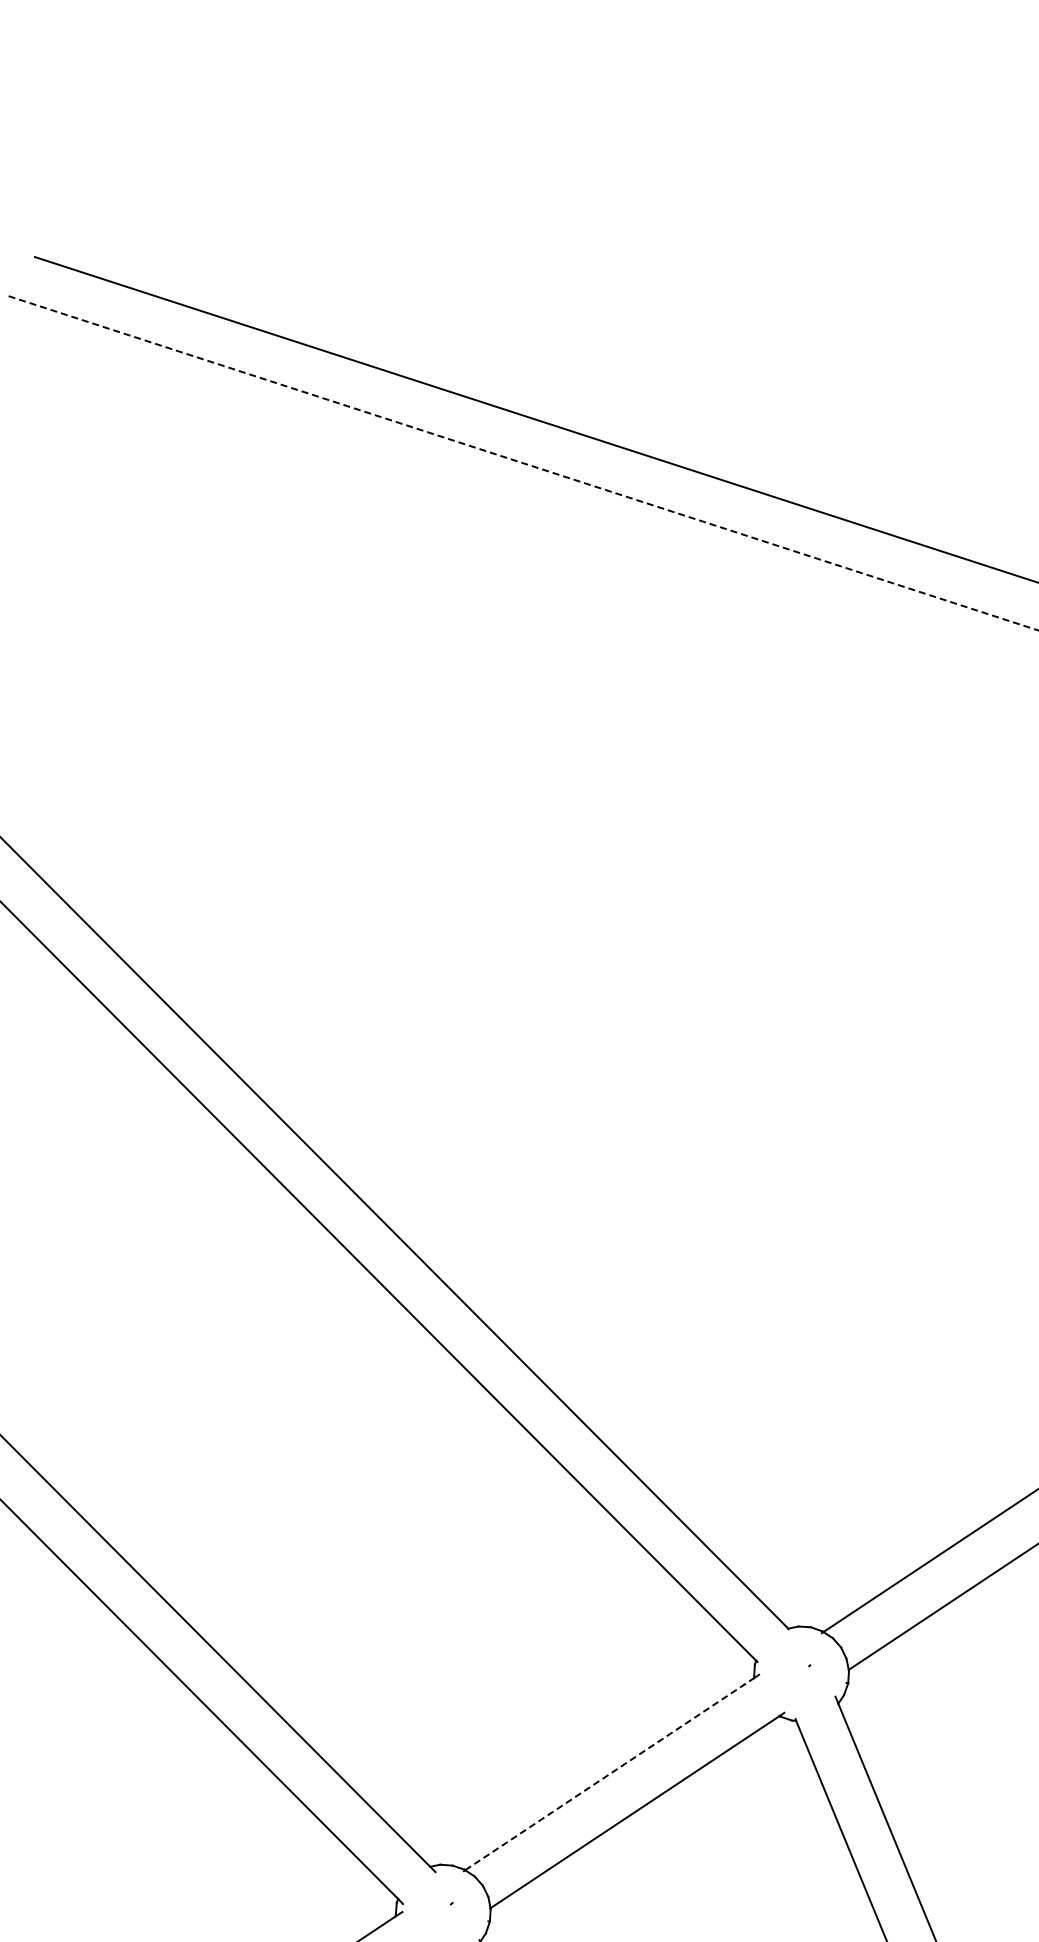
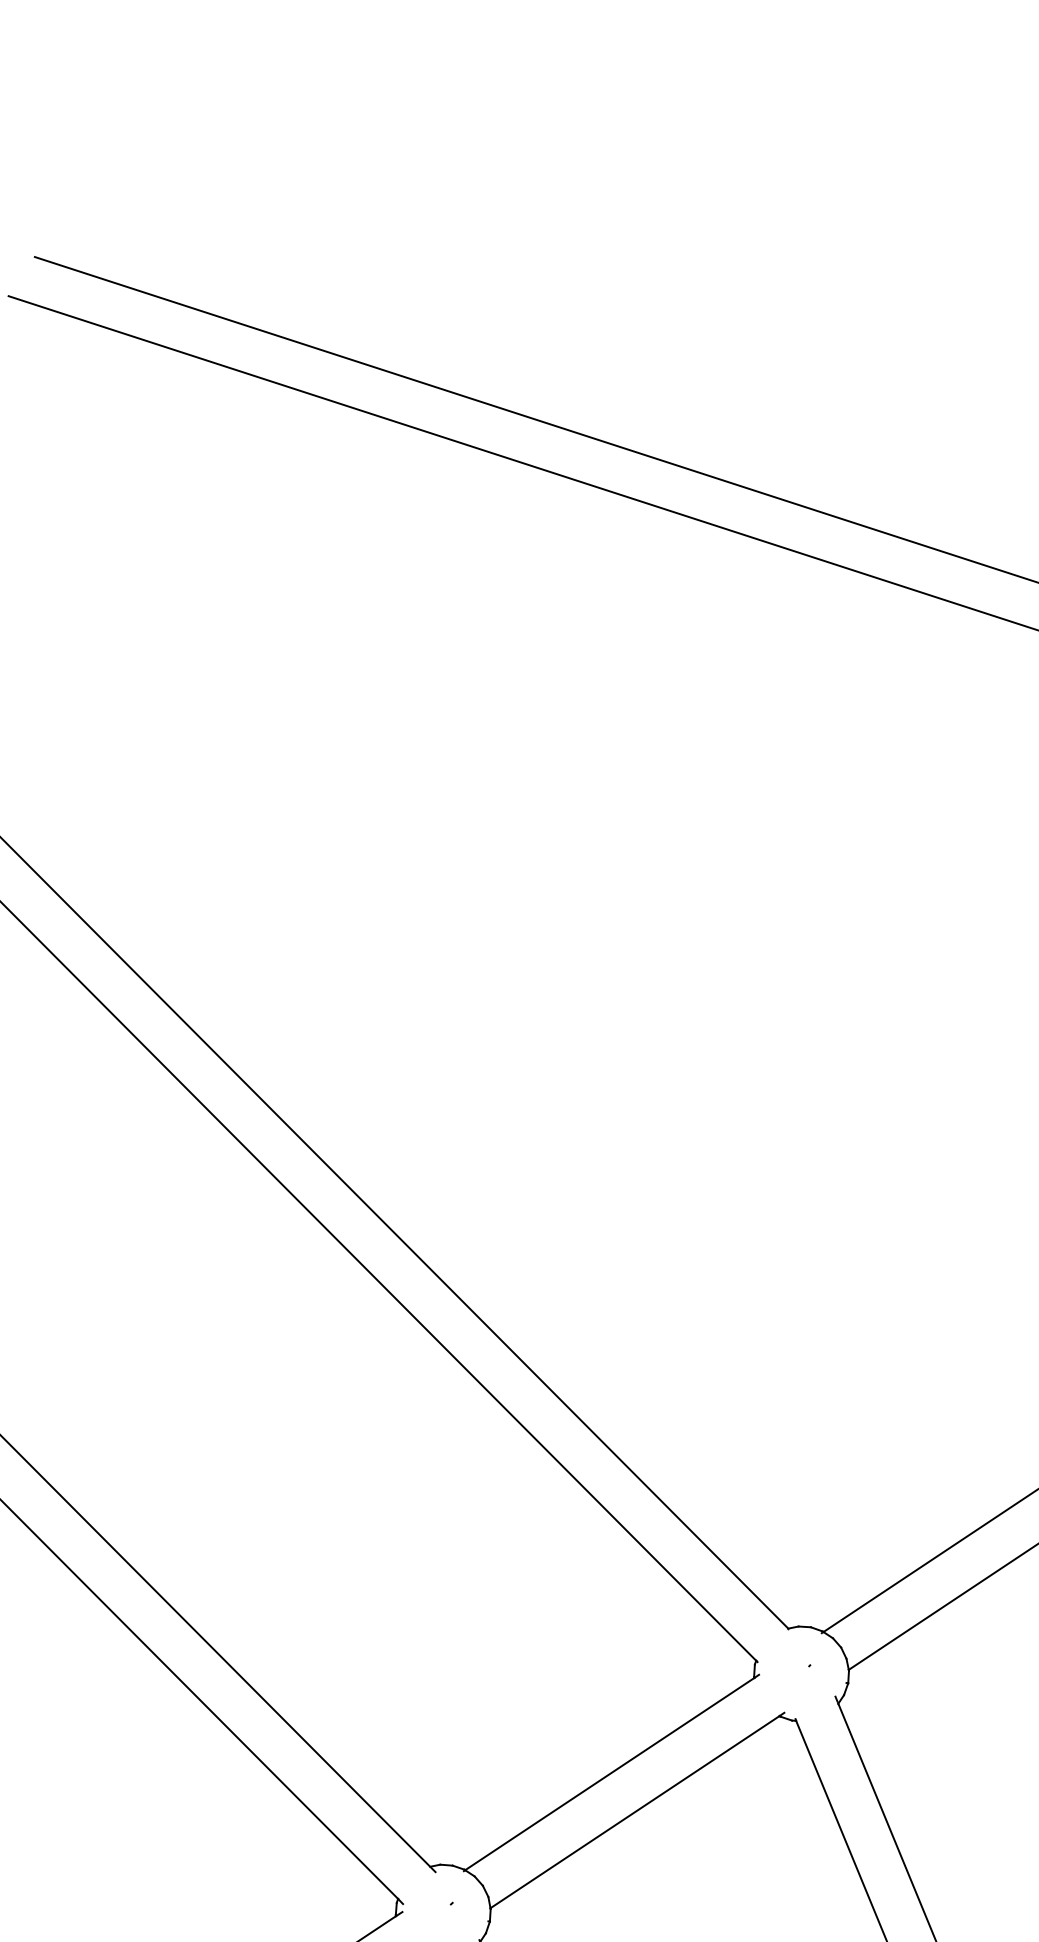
line: dashed -> solid (523, 463)
line: dashed -> solid (609, 1774)
